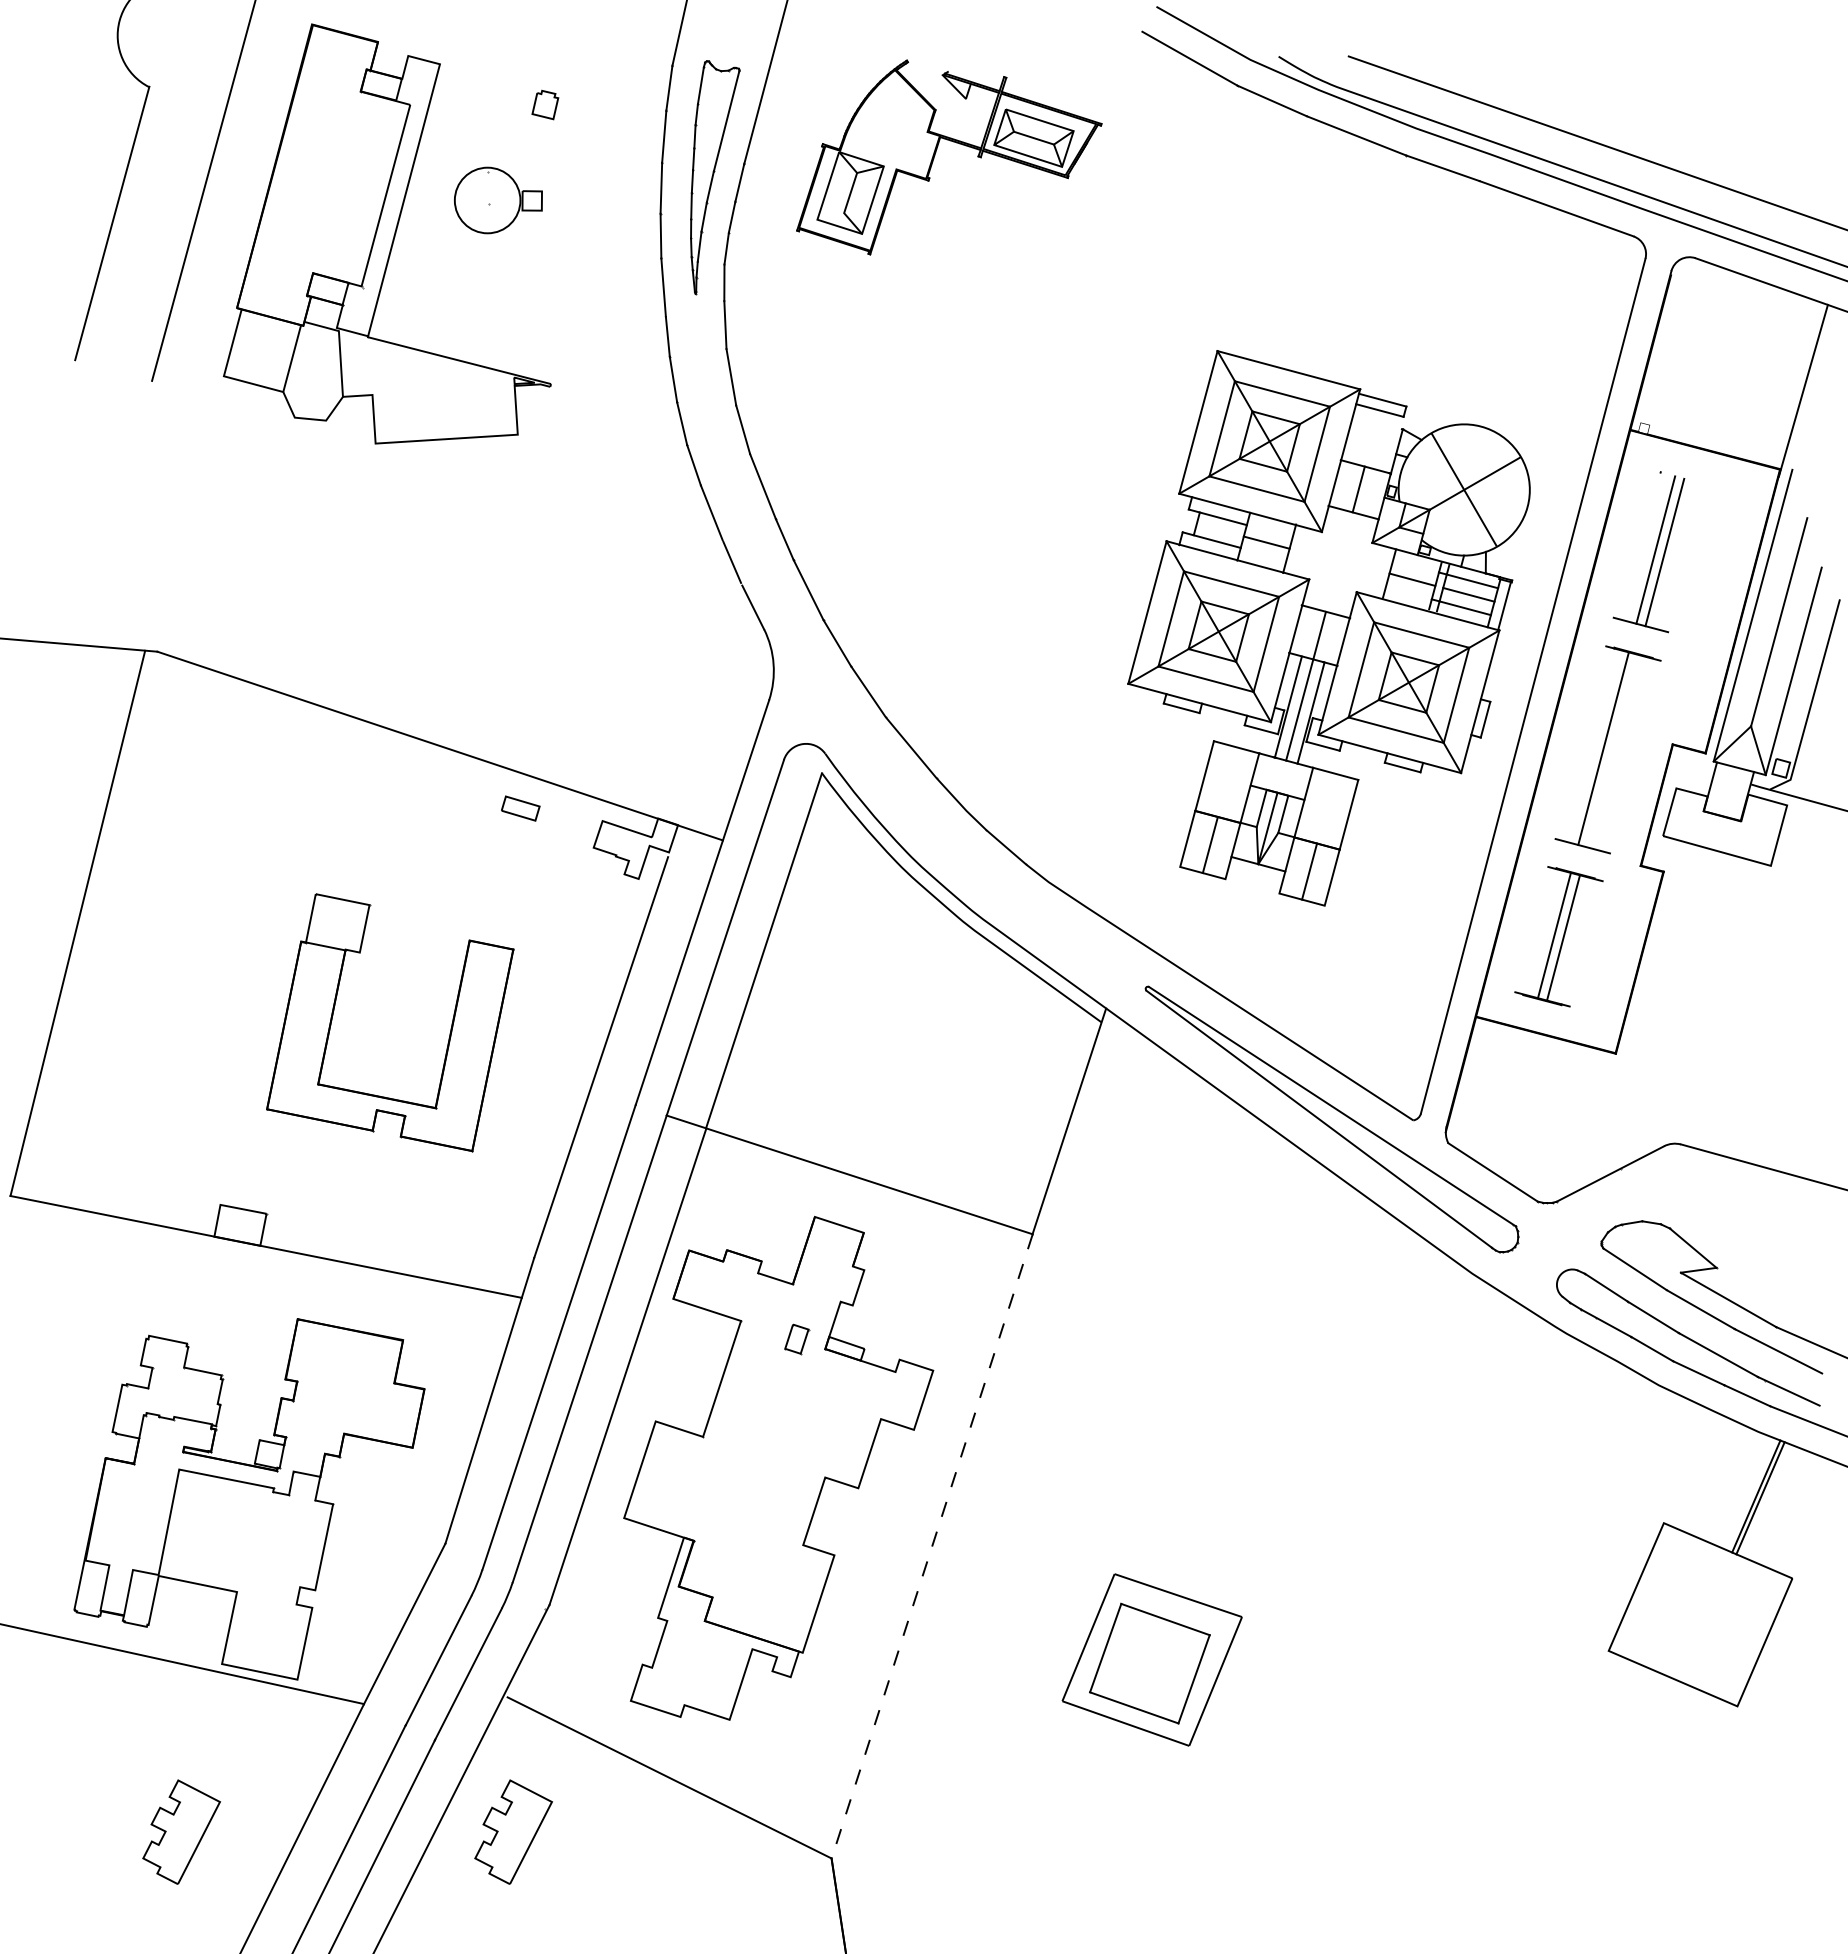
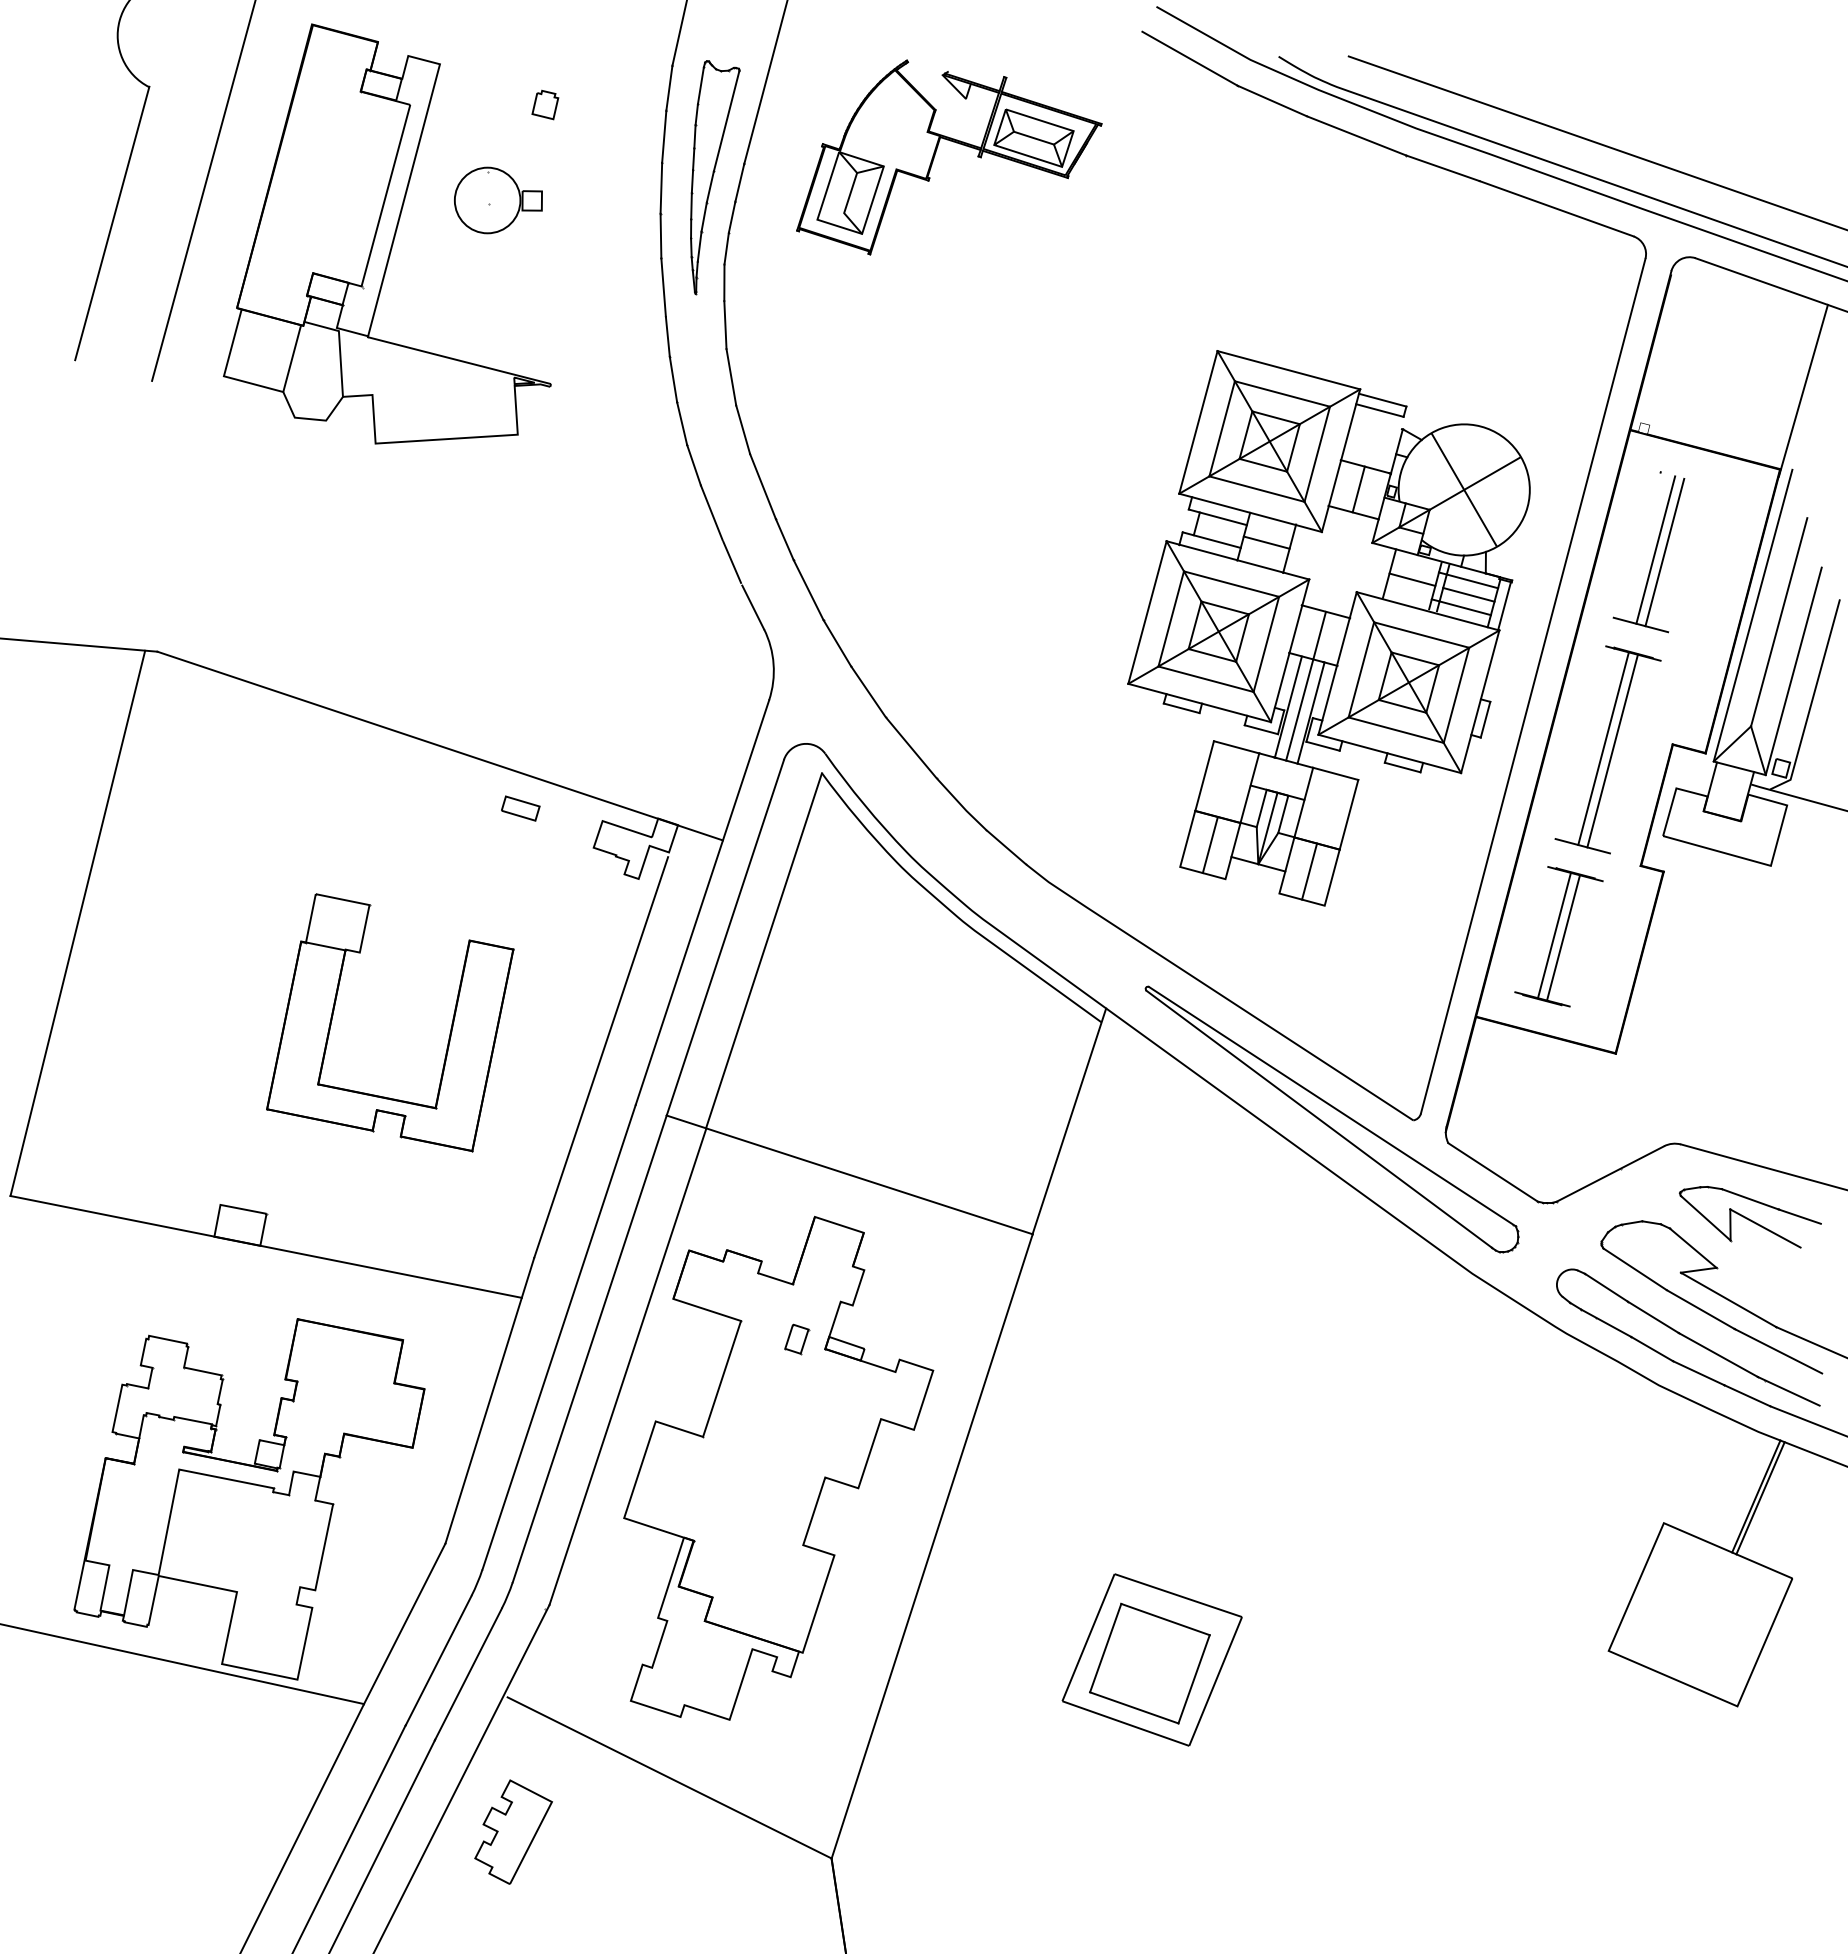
line: none -> present (1612, 750)
part: none -> present (1749, 1217)
line: dashed -> solid (932, 1546)
part: present -> none (181, 1831)
